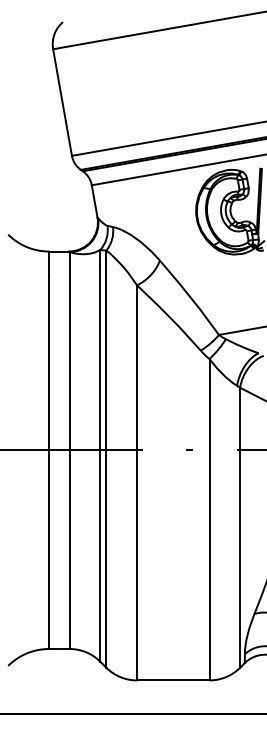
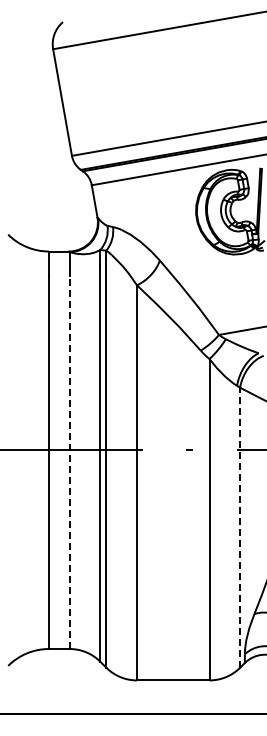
line: solid -> dashed (69, 462)
line: solid -> dashed (240, 527)
